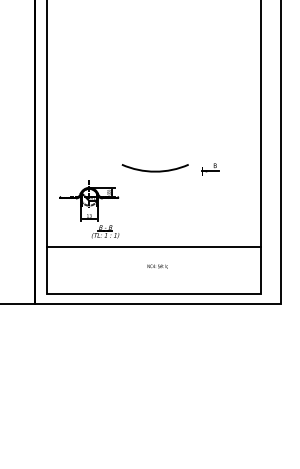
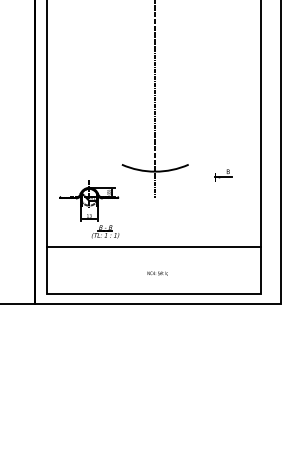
line: none -> present (155, 99)
part position: (210, 169) -> (223, 175) (223, 175)
text position: (157, 266) -> (157, 273) (157, 273)
